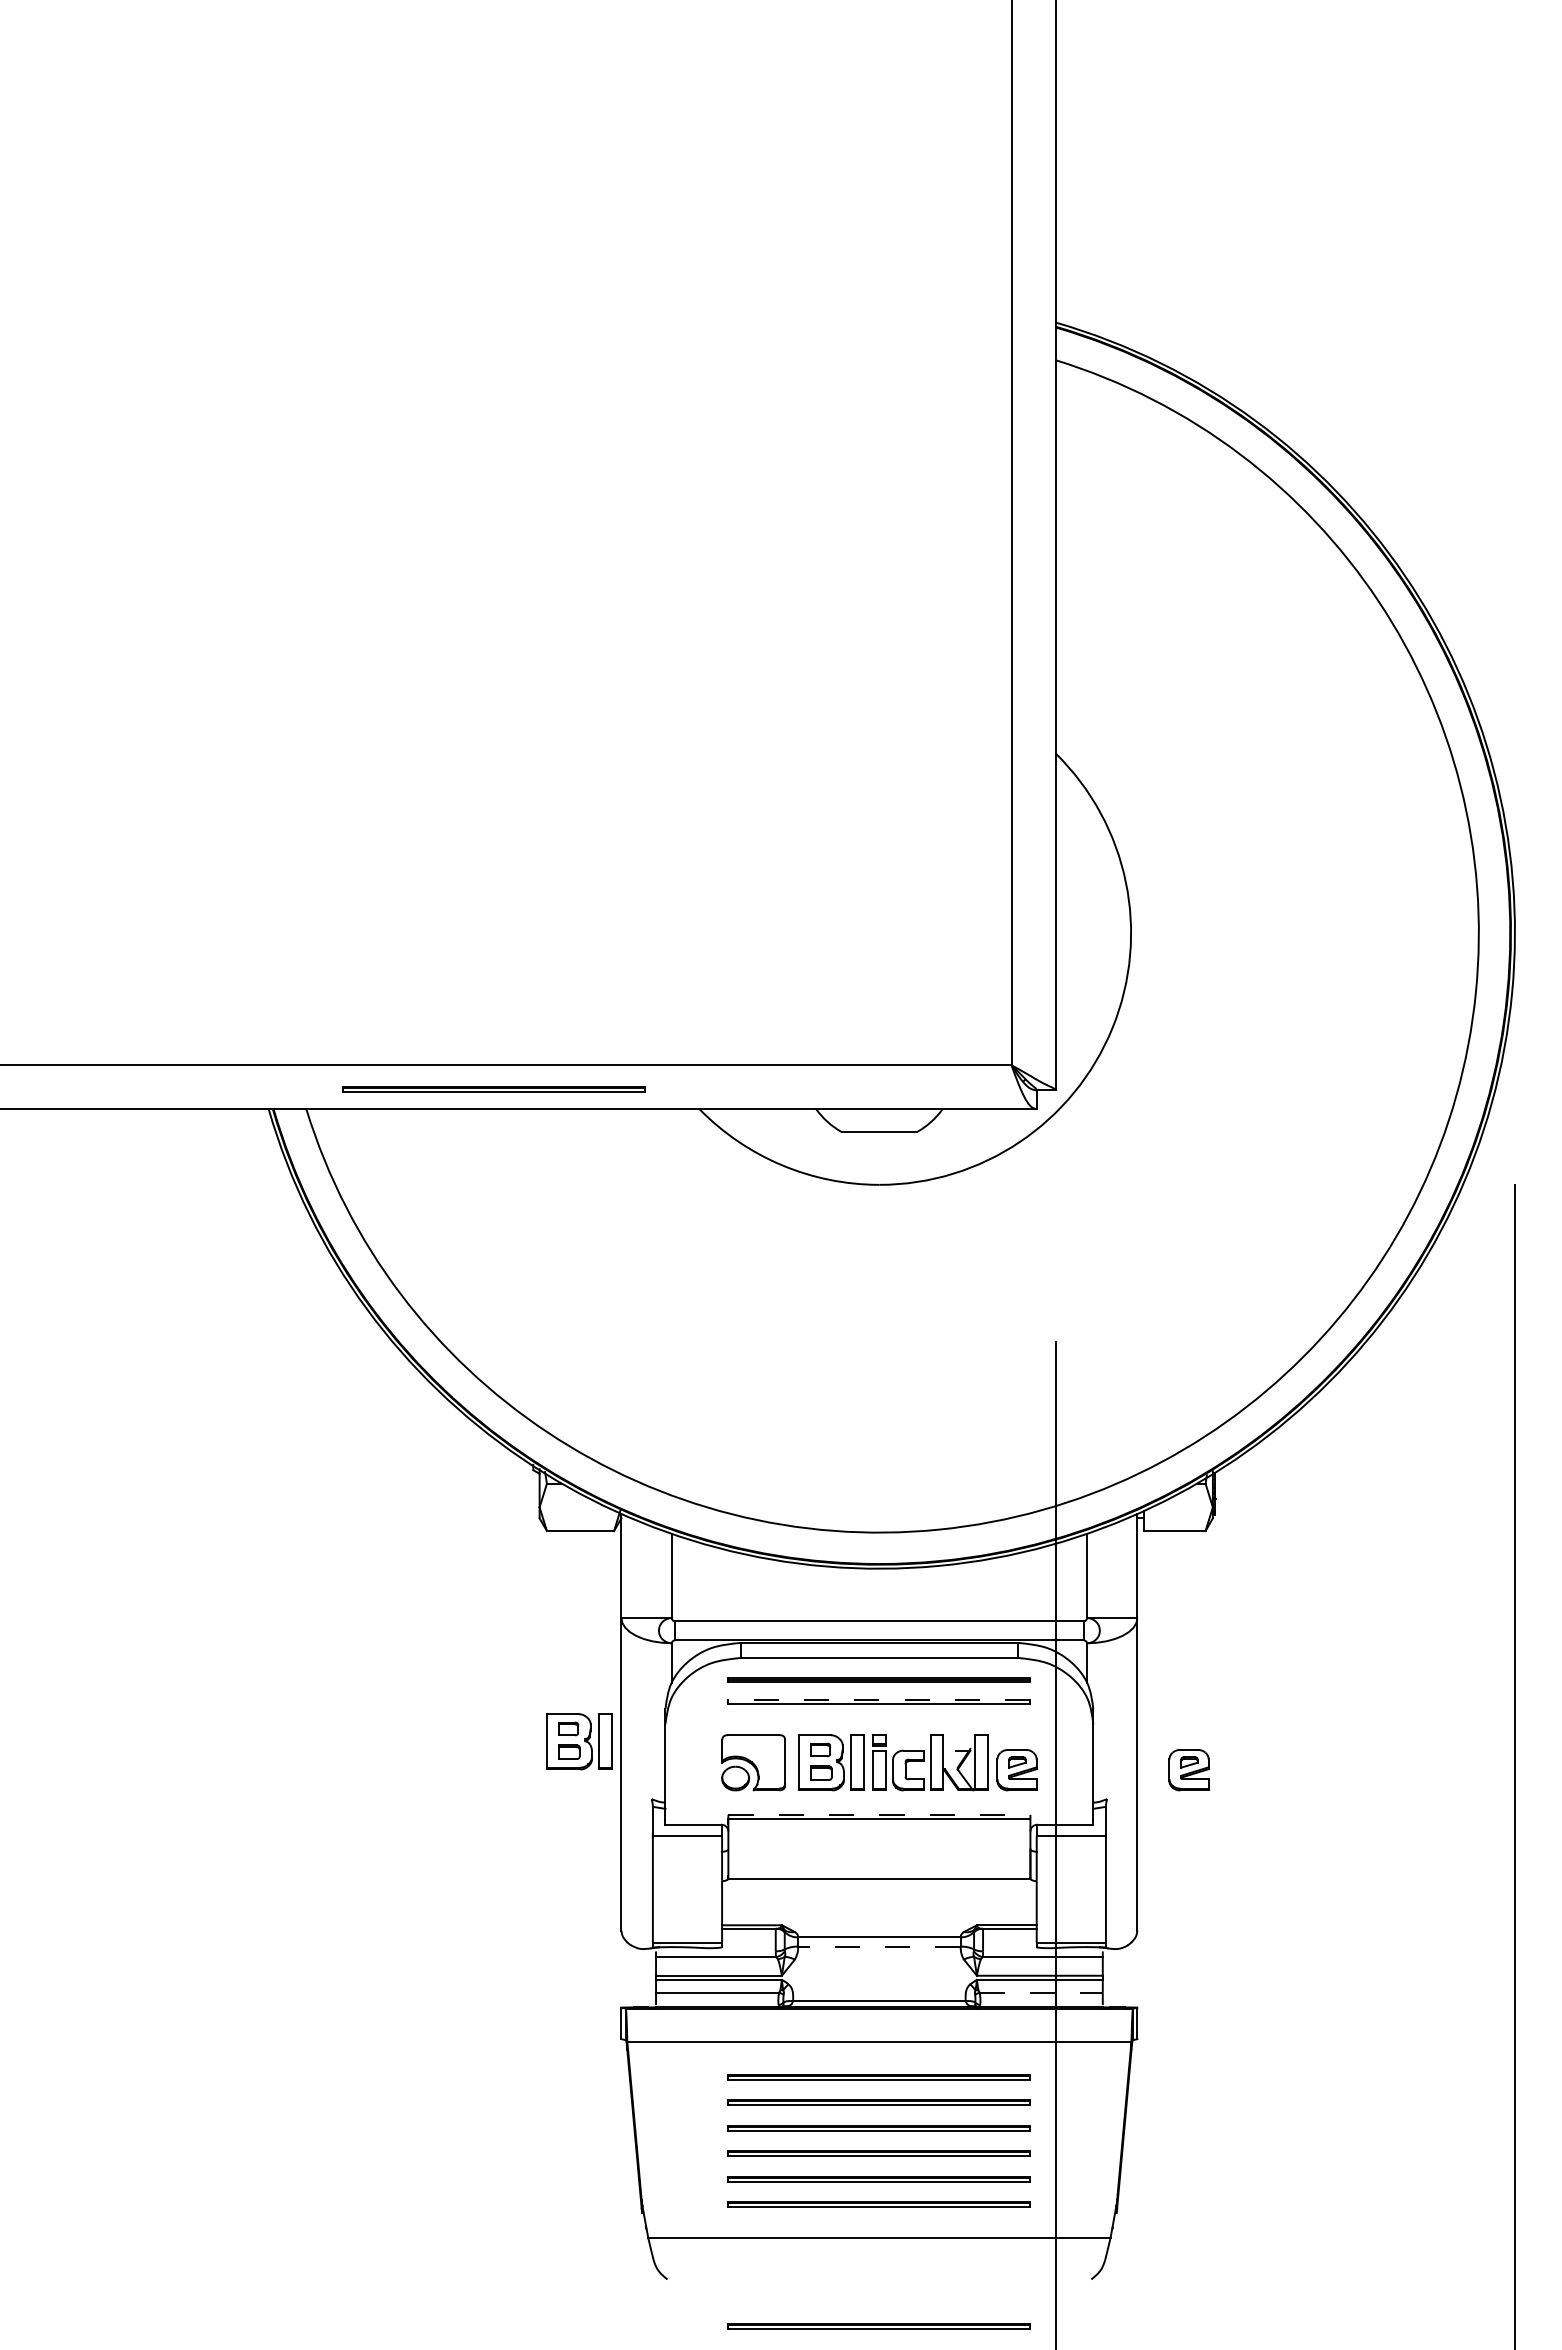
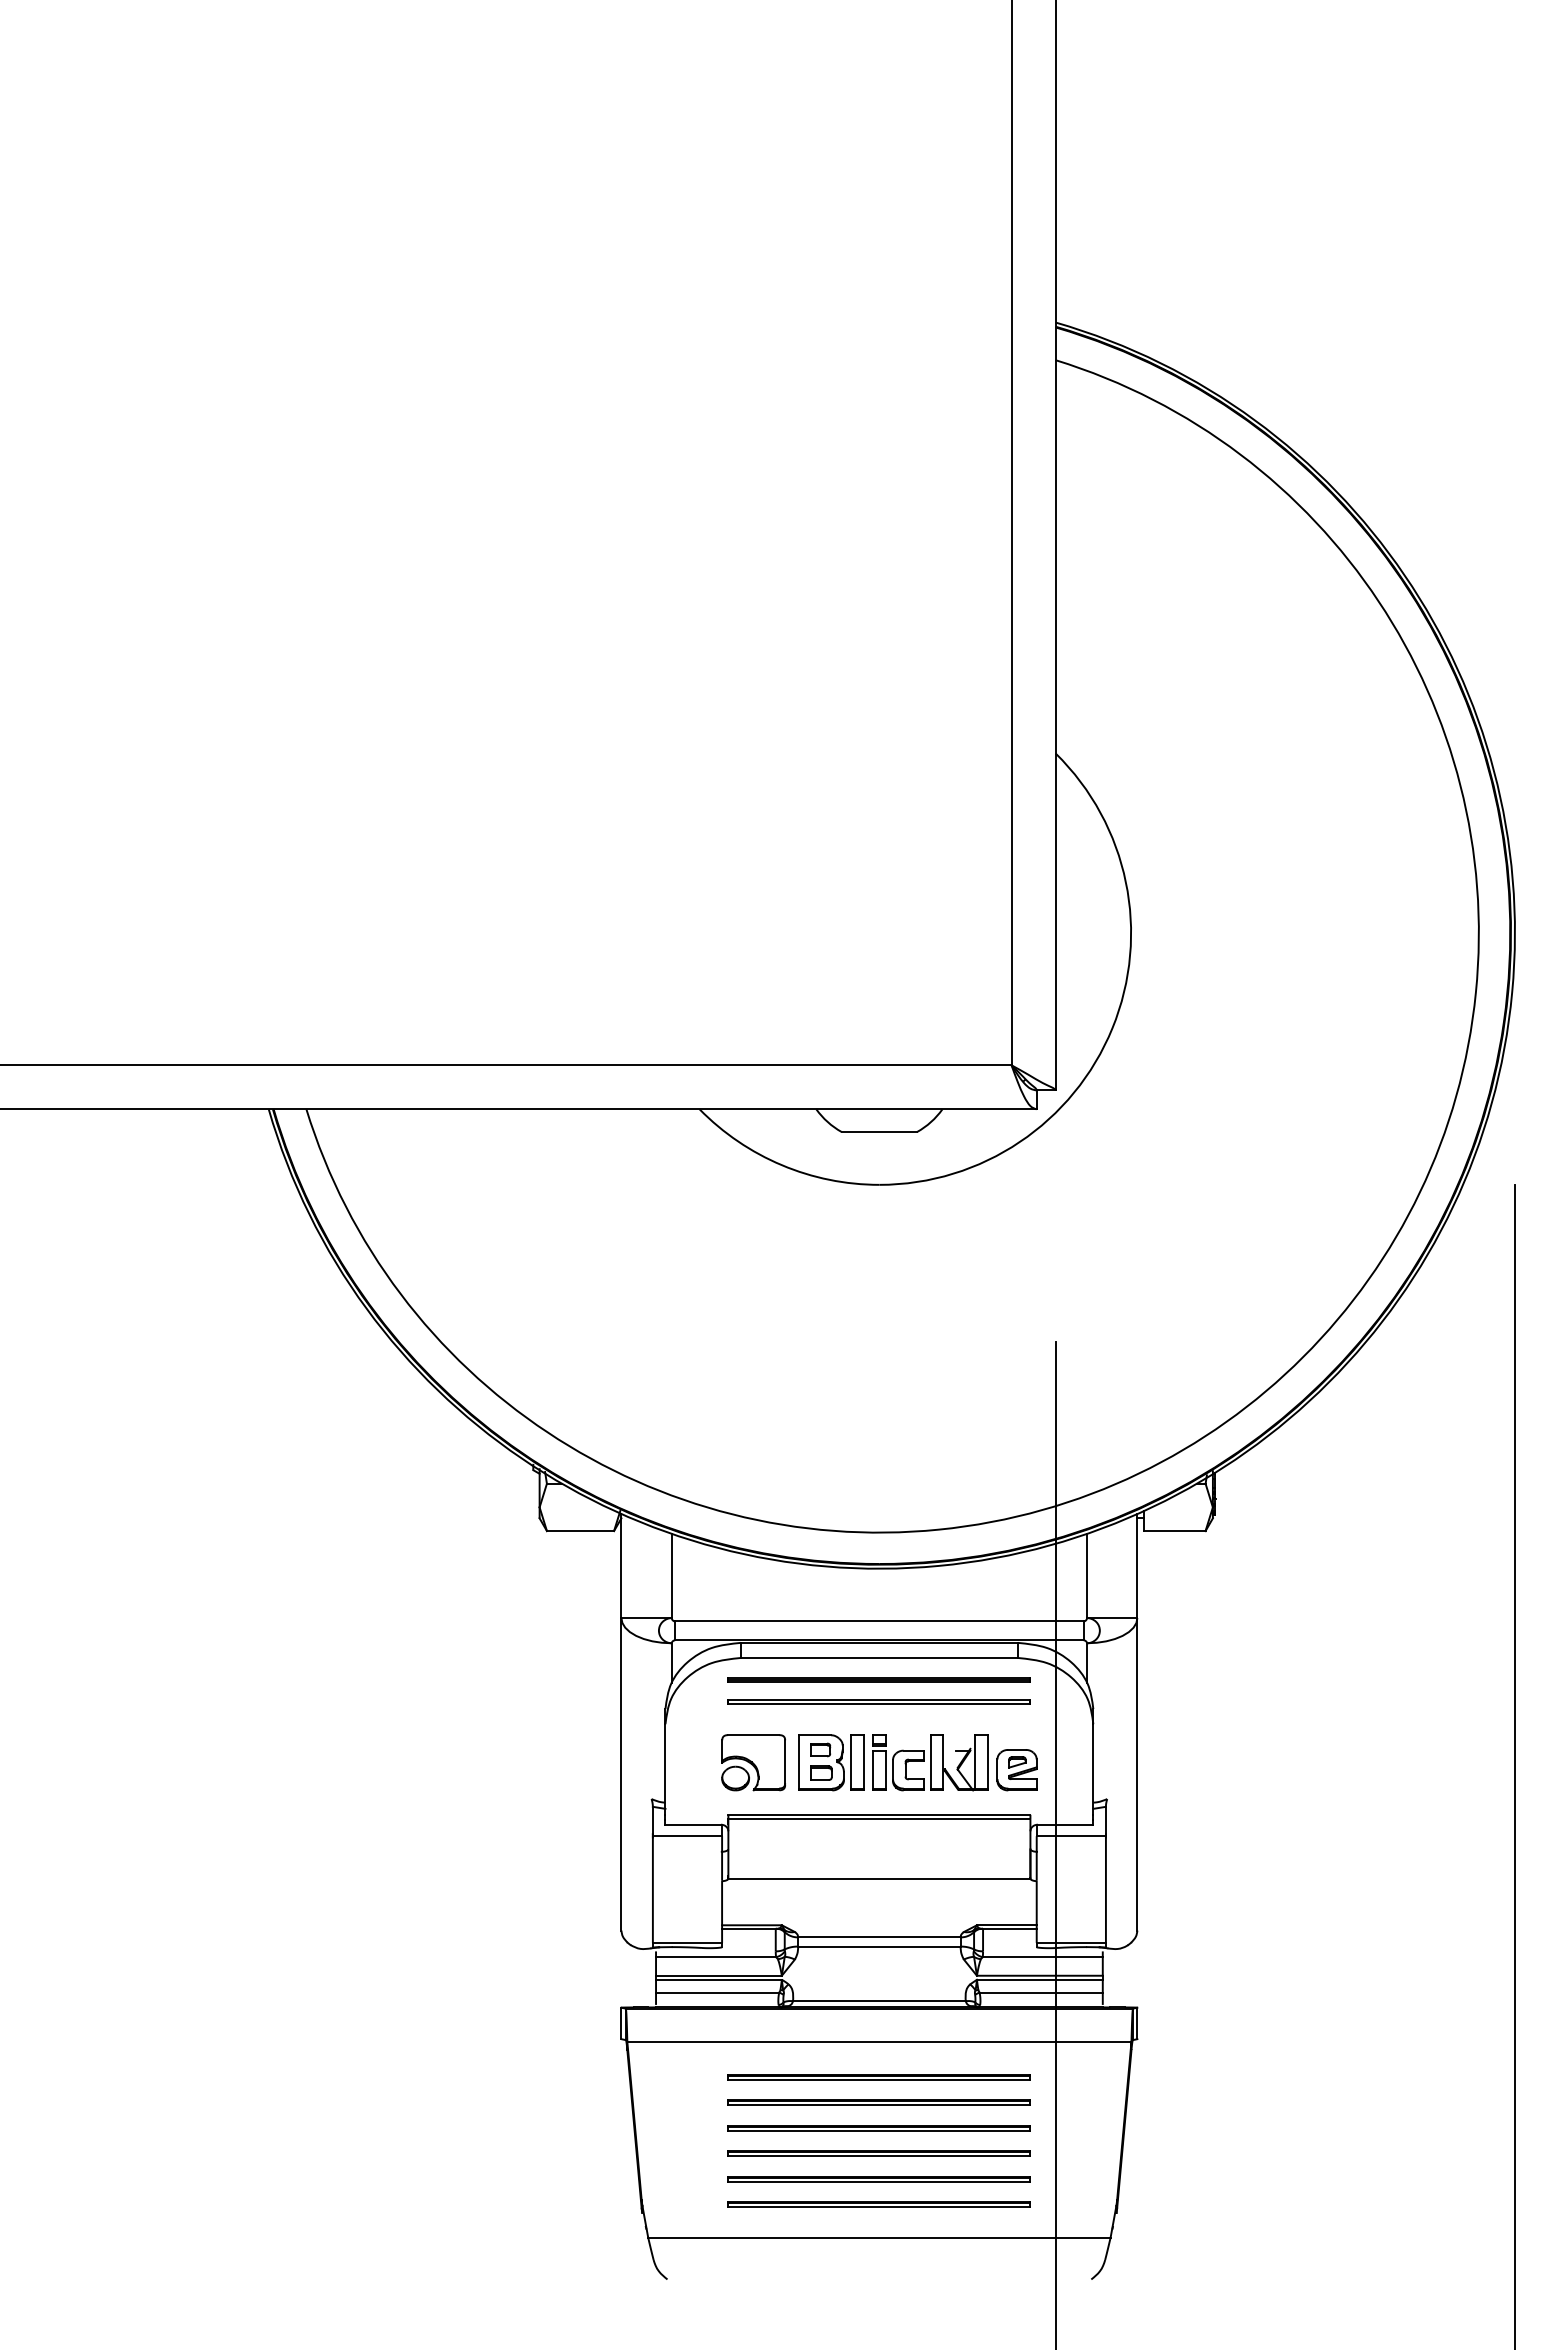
part: present -> none (493, 1089)
line: dashed -> solid (878, 1699)
part: present -> none (579, 1741)
part: present -> none (1188, 1770)
line: dashed -> solid (879, 1814)
line: dashed -> solid (878, 1946)
line: dashed -> solid (1041, 1992)
part: present -> none (878, 2326)
